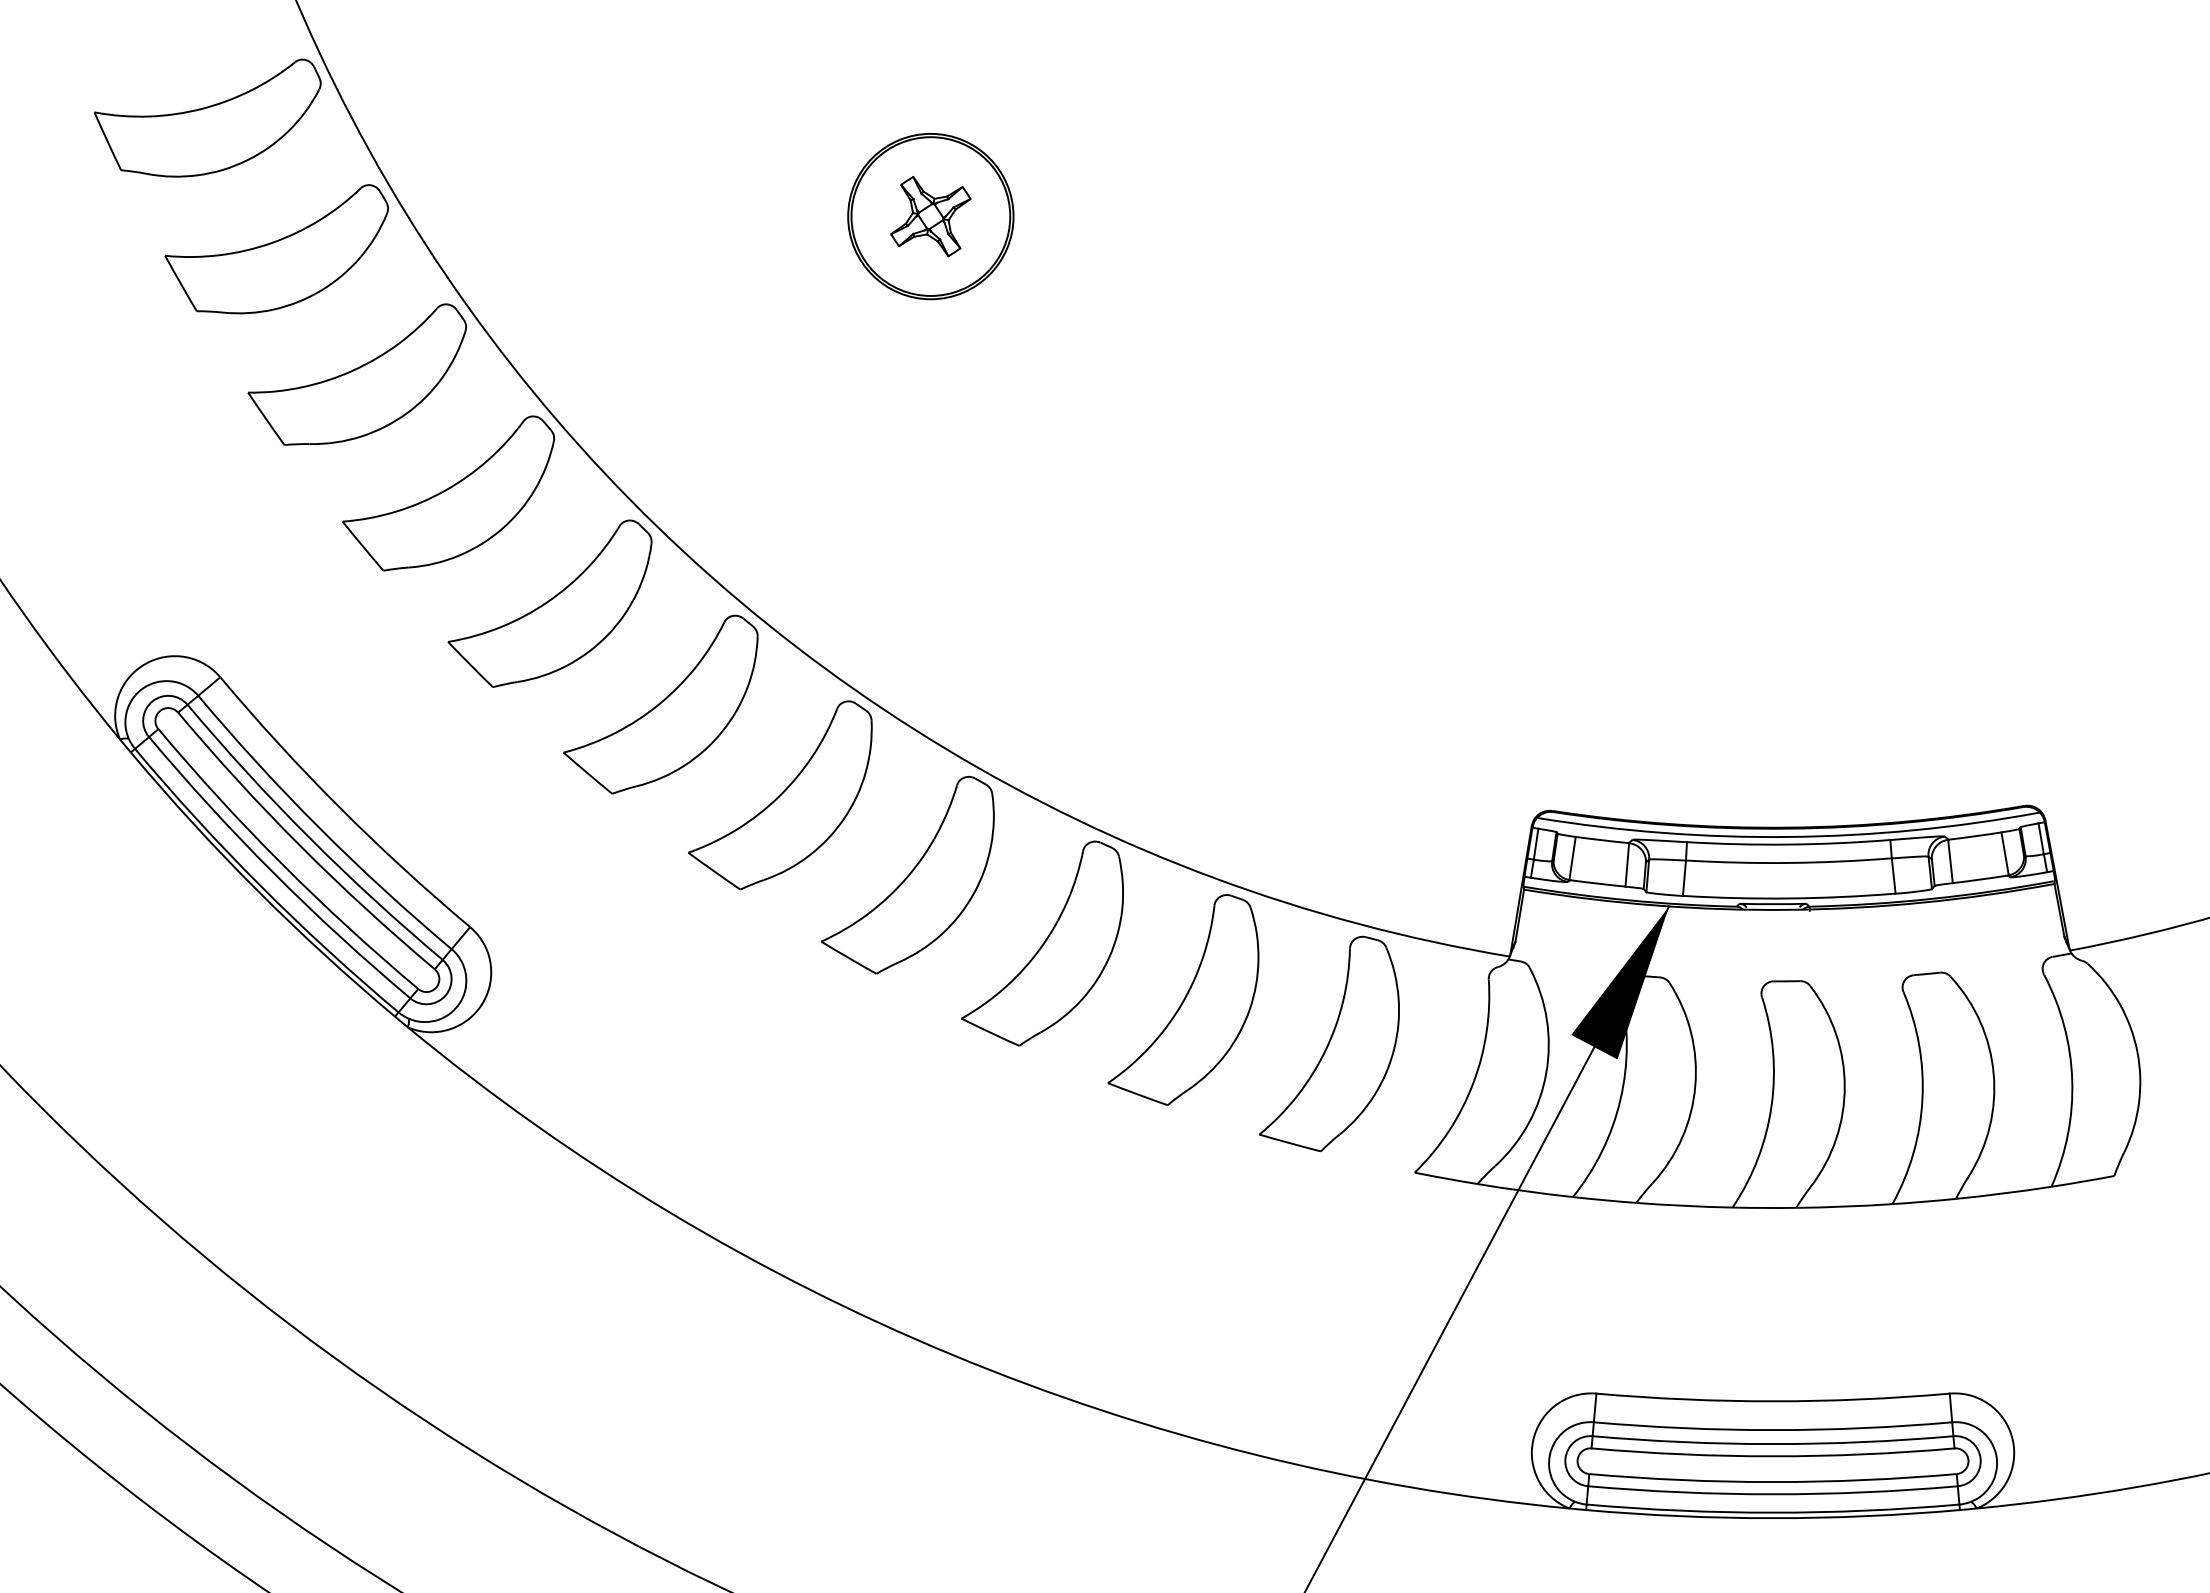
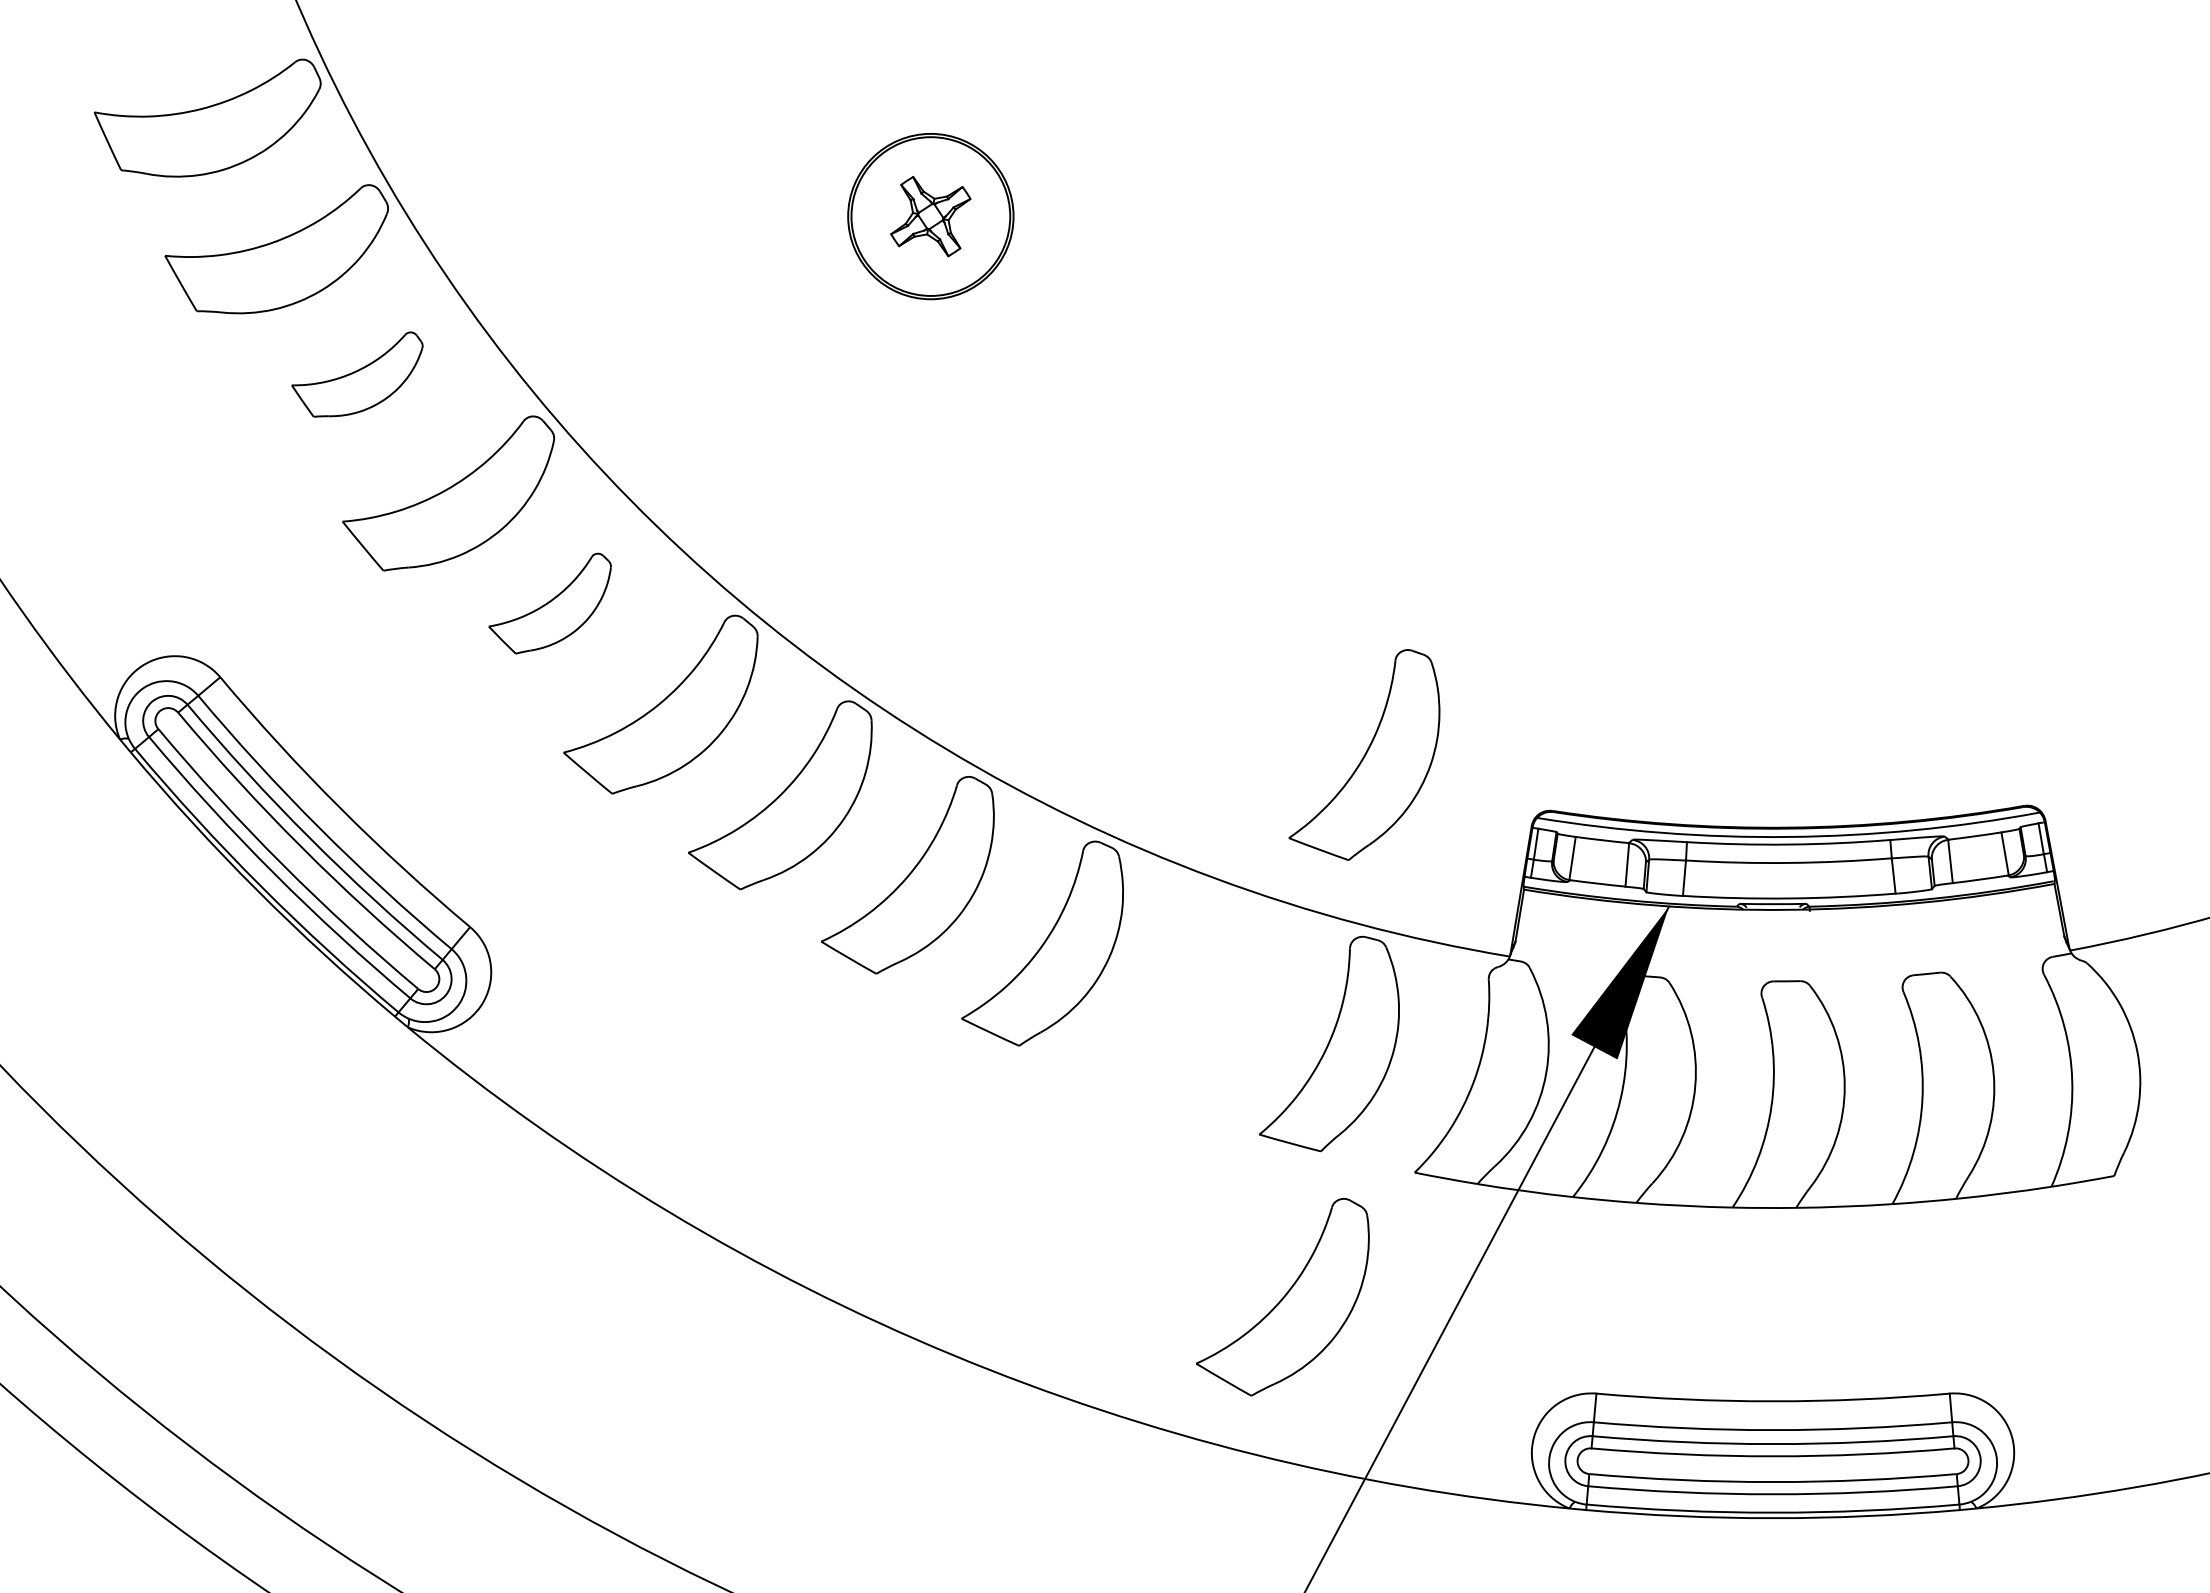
part size: 221x143 px -> 133x87 px (357, 374)
part size: 206x169 px -> 124x103 px (549, 603)
part position: (1183, 999) -> (1364, 754) (1364, 754)
part: none -> present (1282, 1297)
